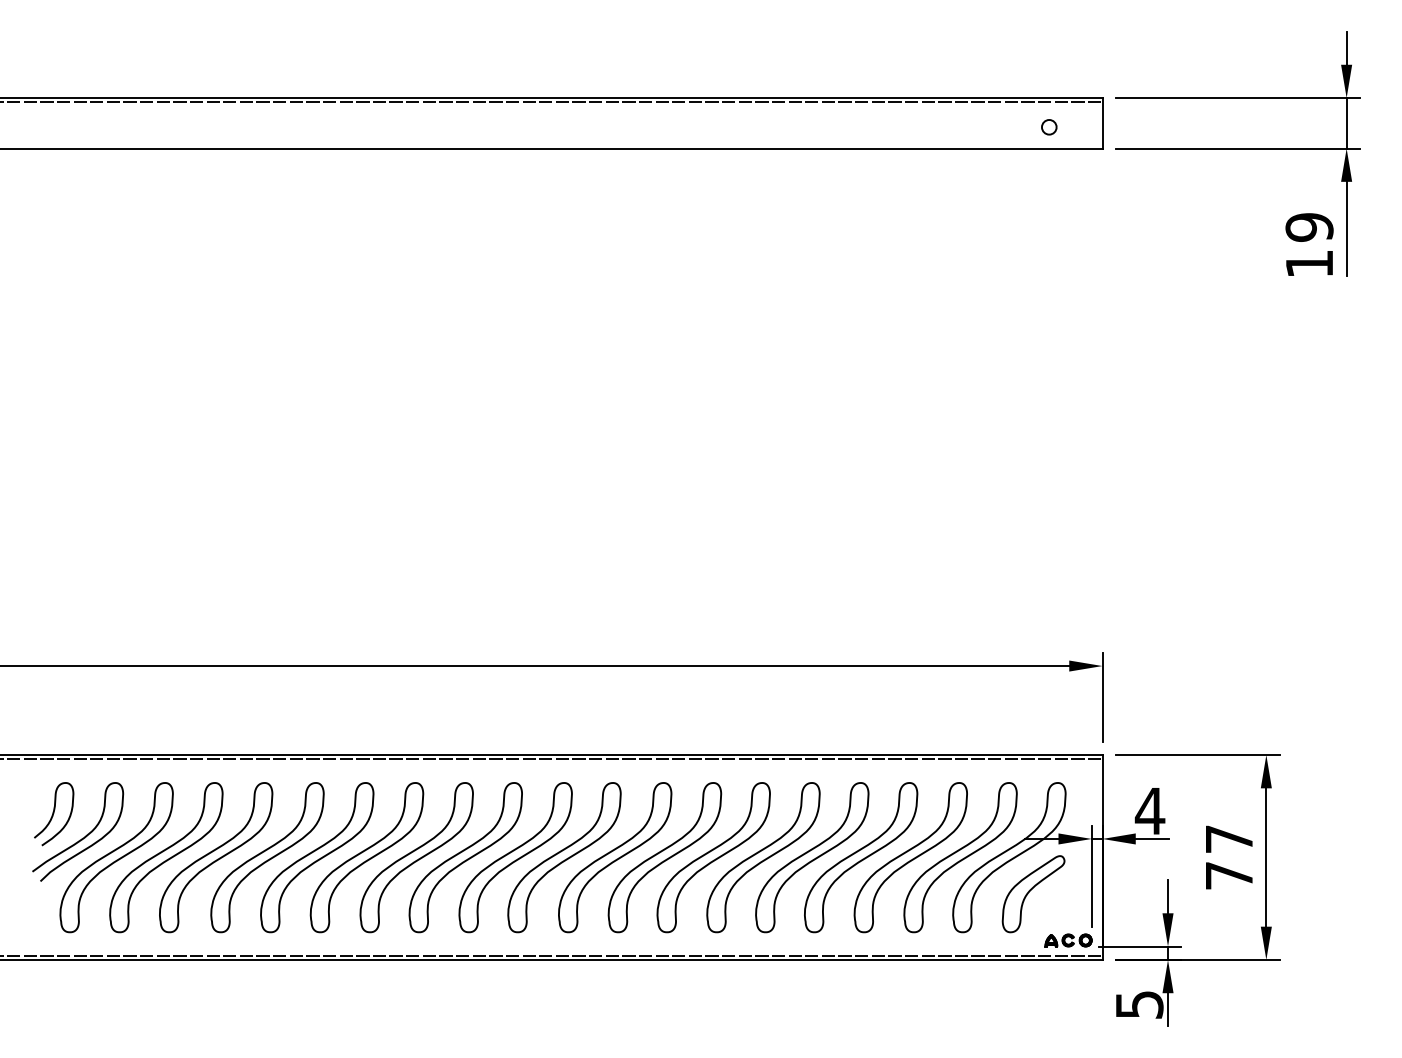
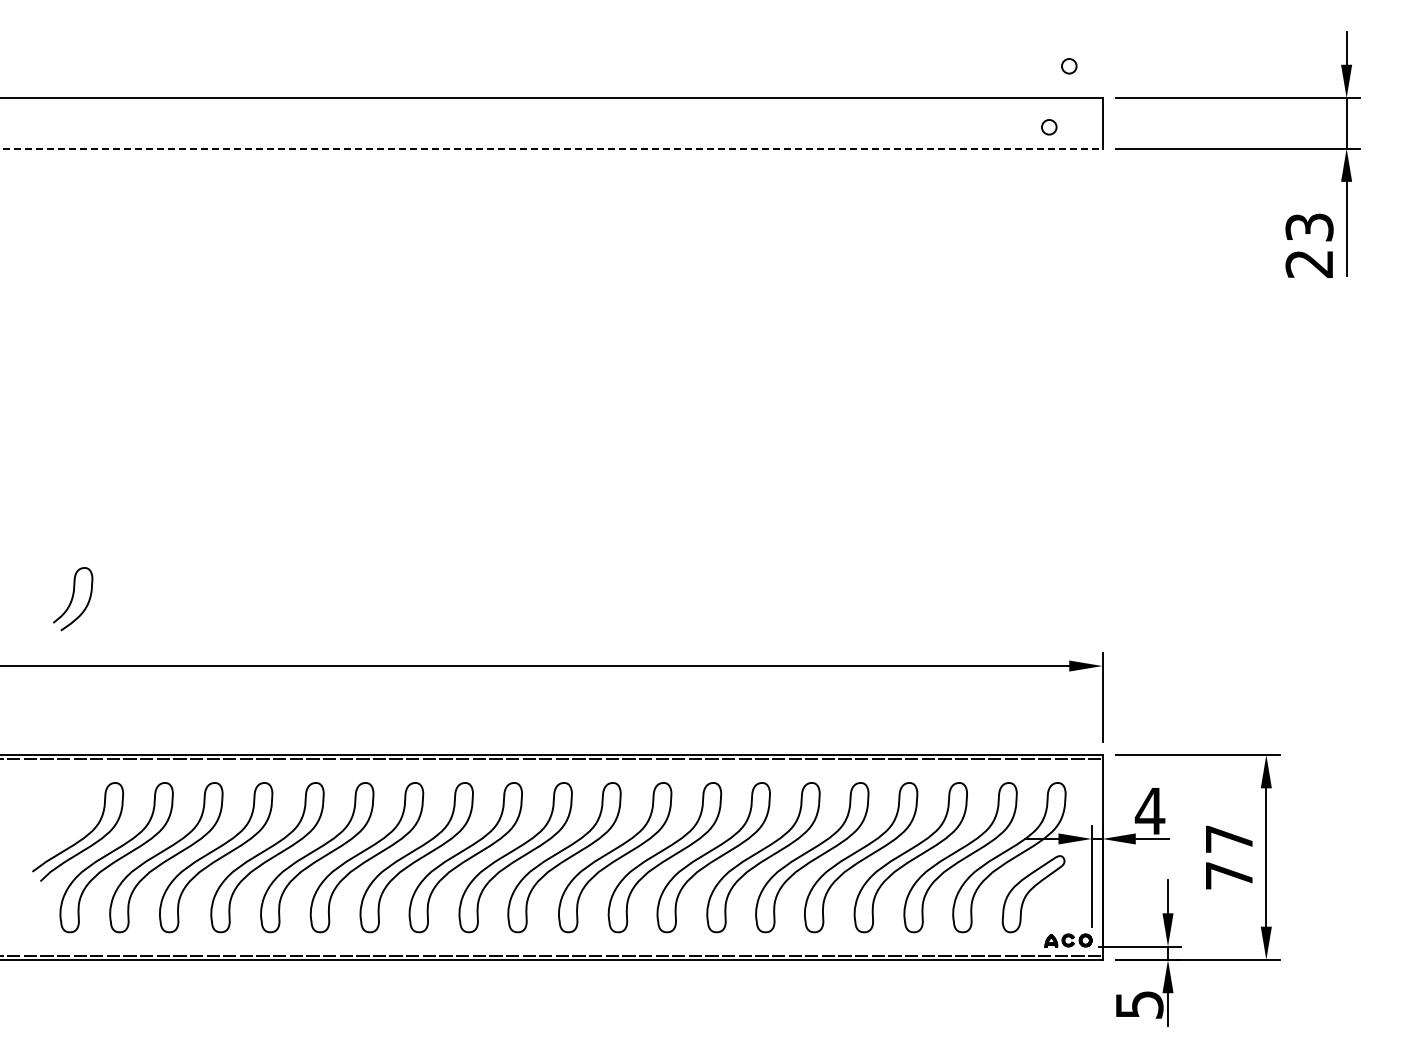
circle: none -> present (1069, 66)
line: present -> none (552, 102)
line: solid -> dashed (551, 148)
text: 19 -> 23 (1309, 245)
curve position: (54, 813) -> (73, 598) (73, 598)
